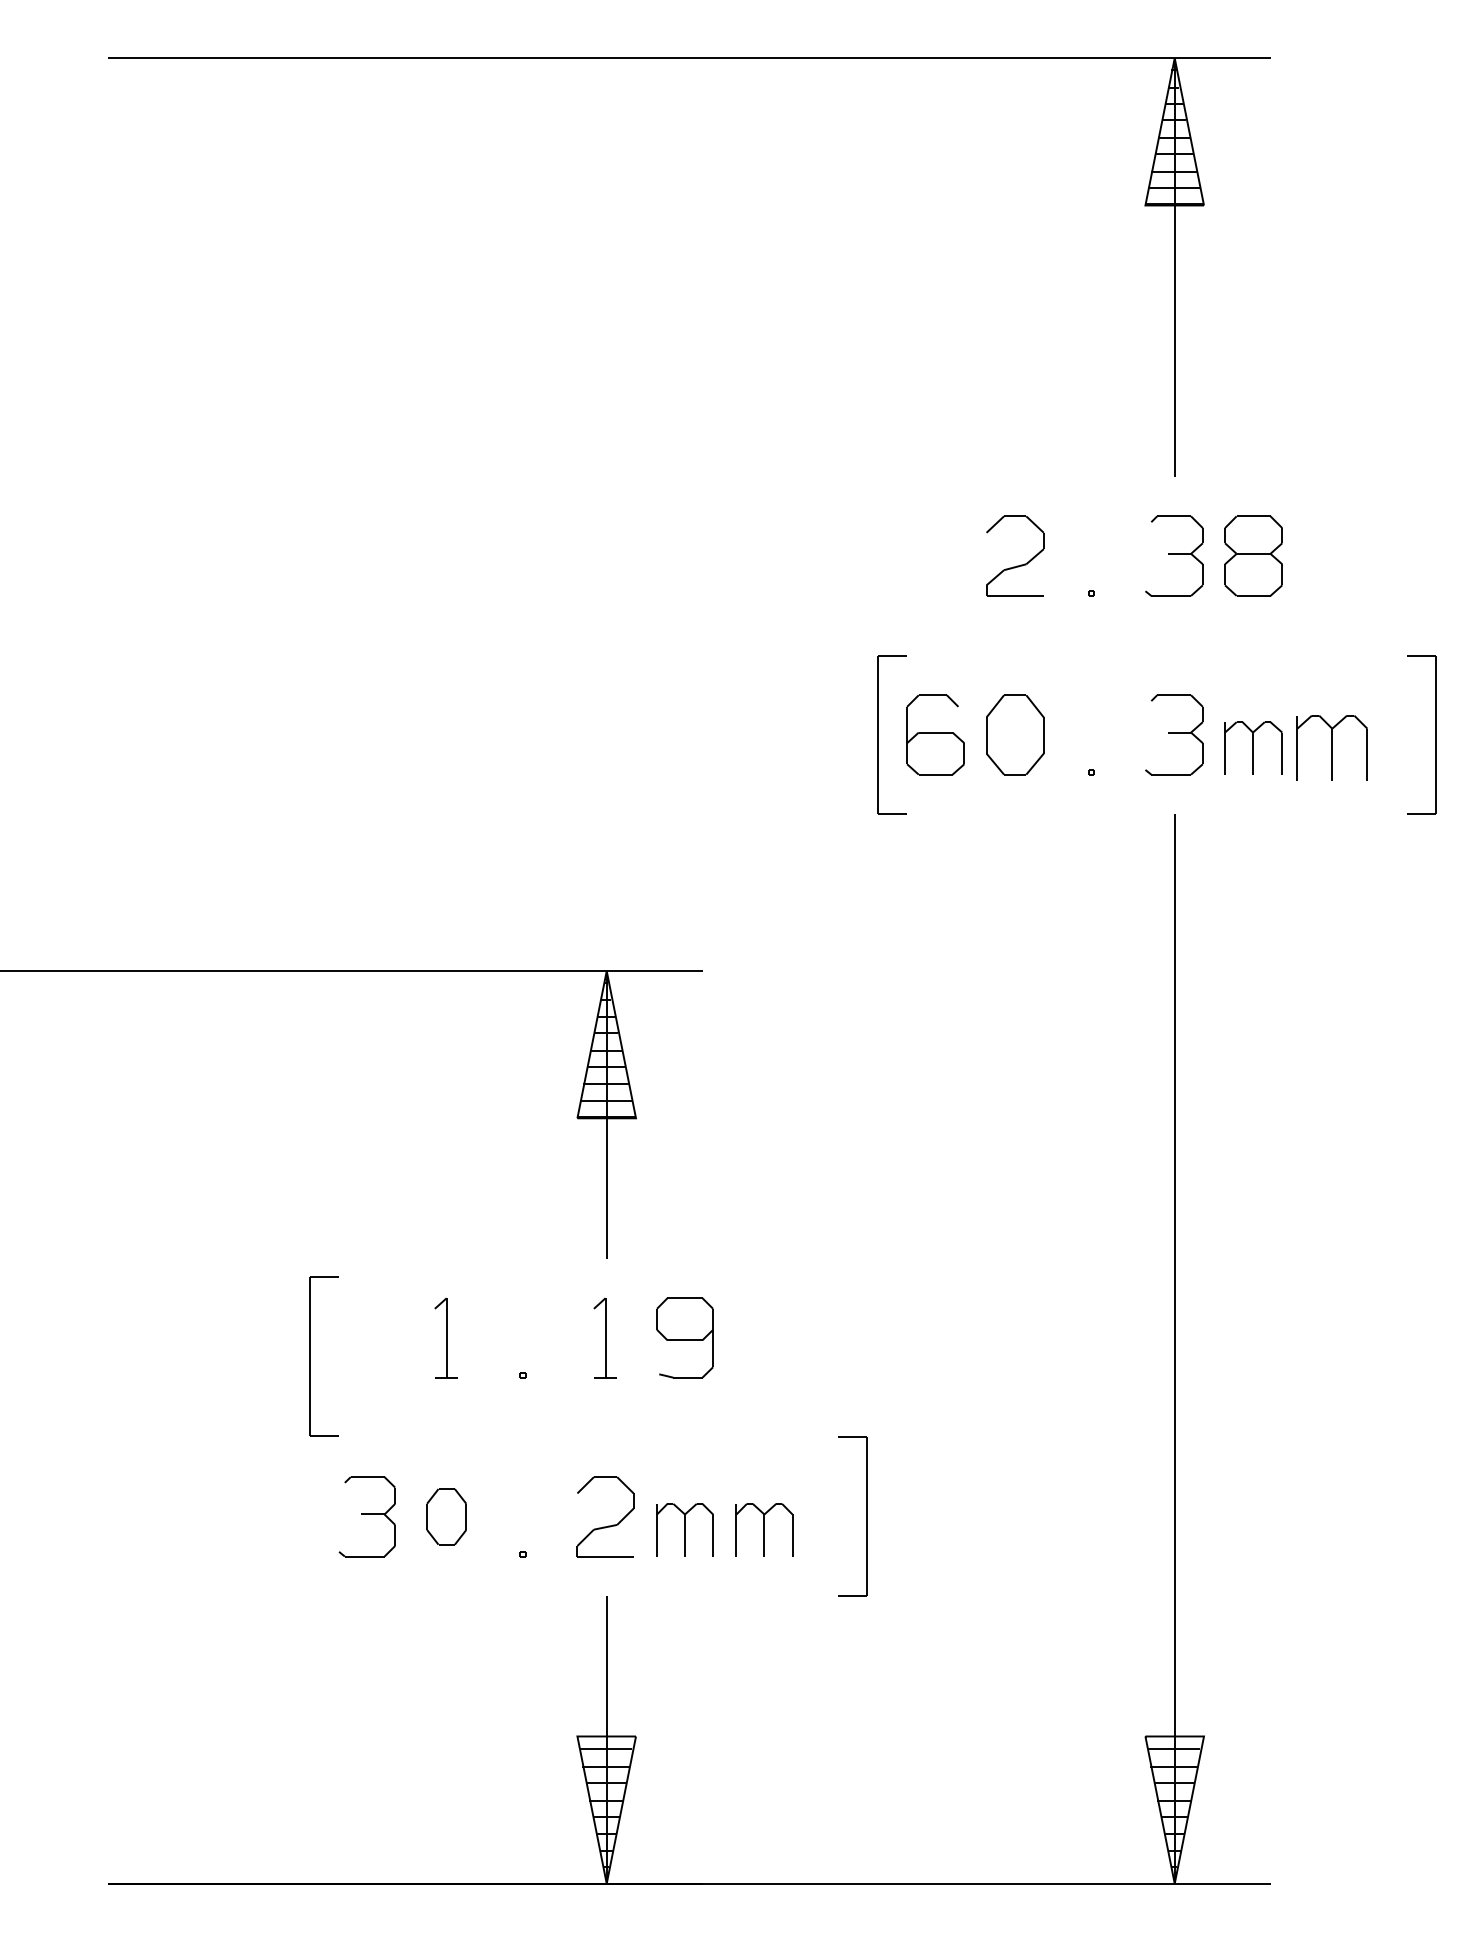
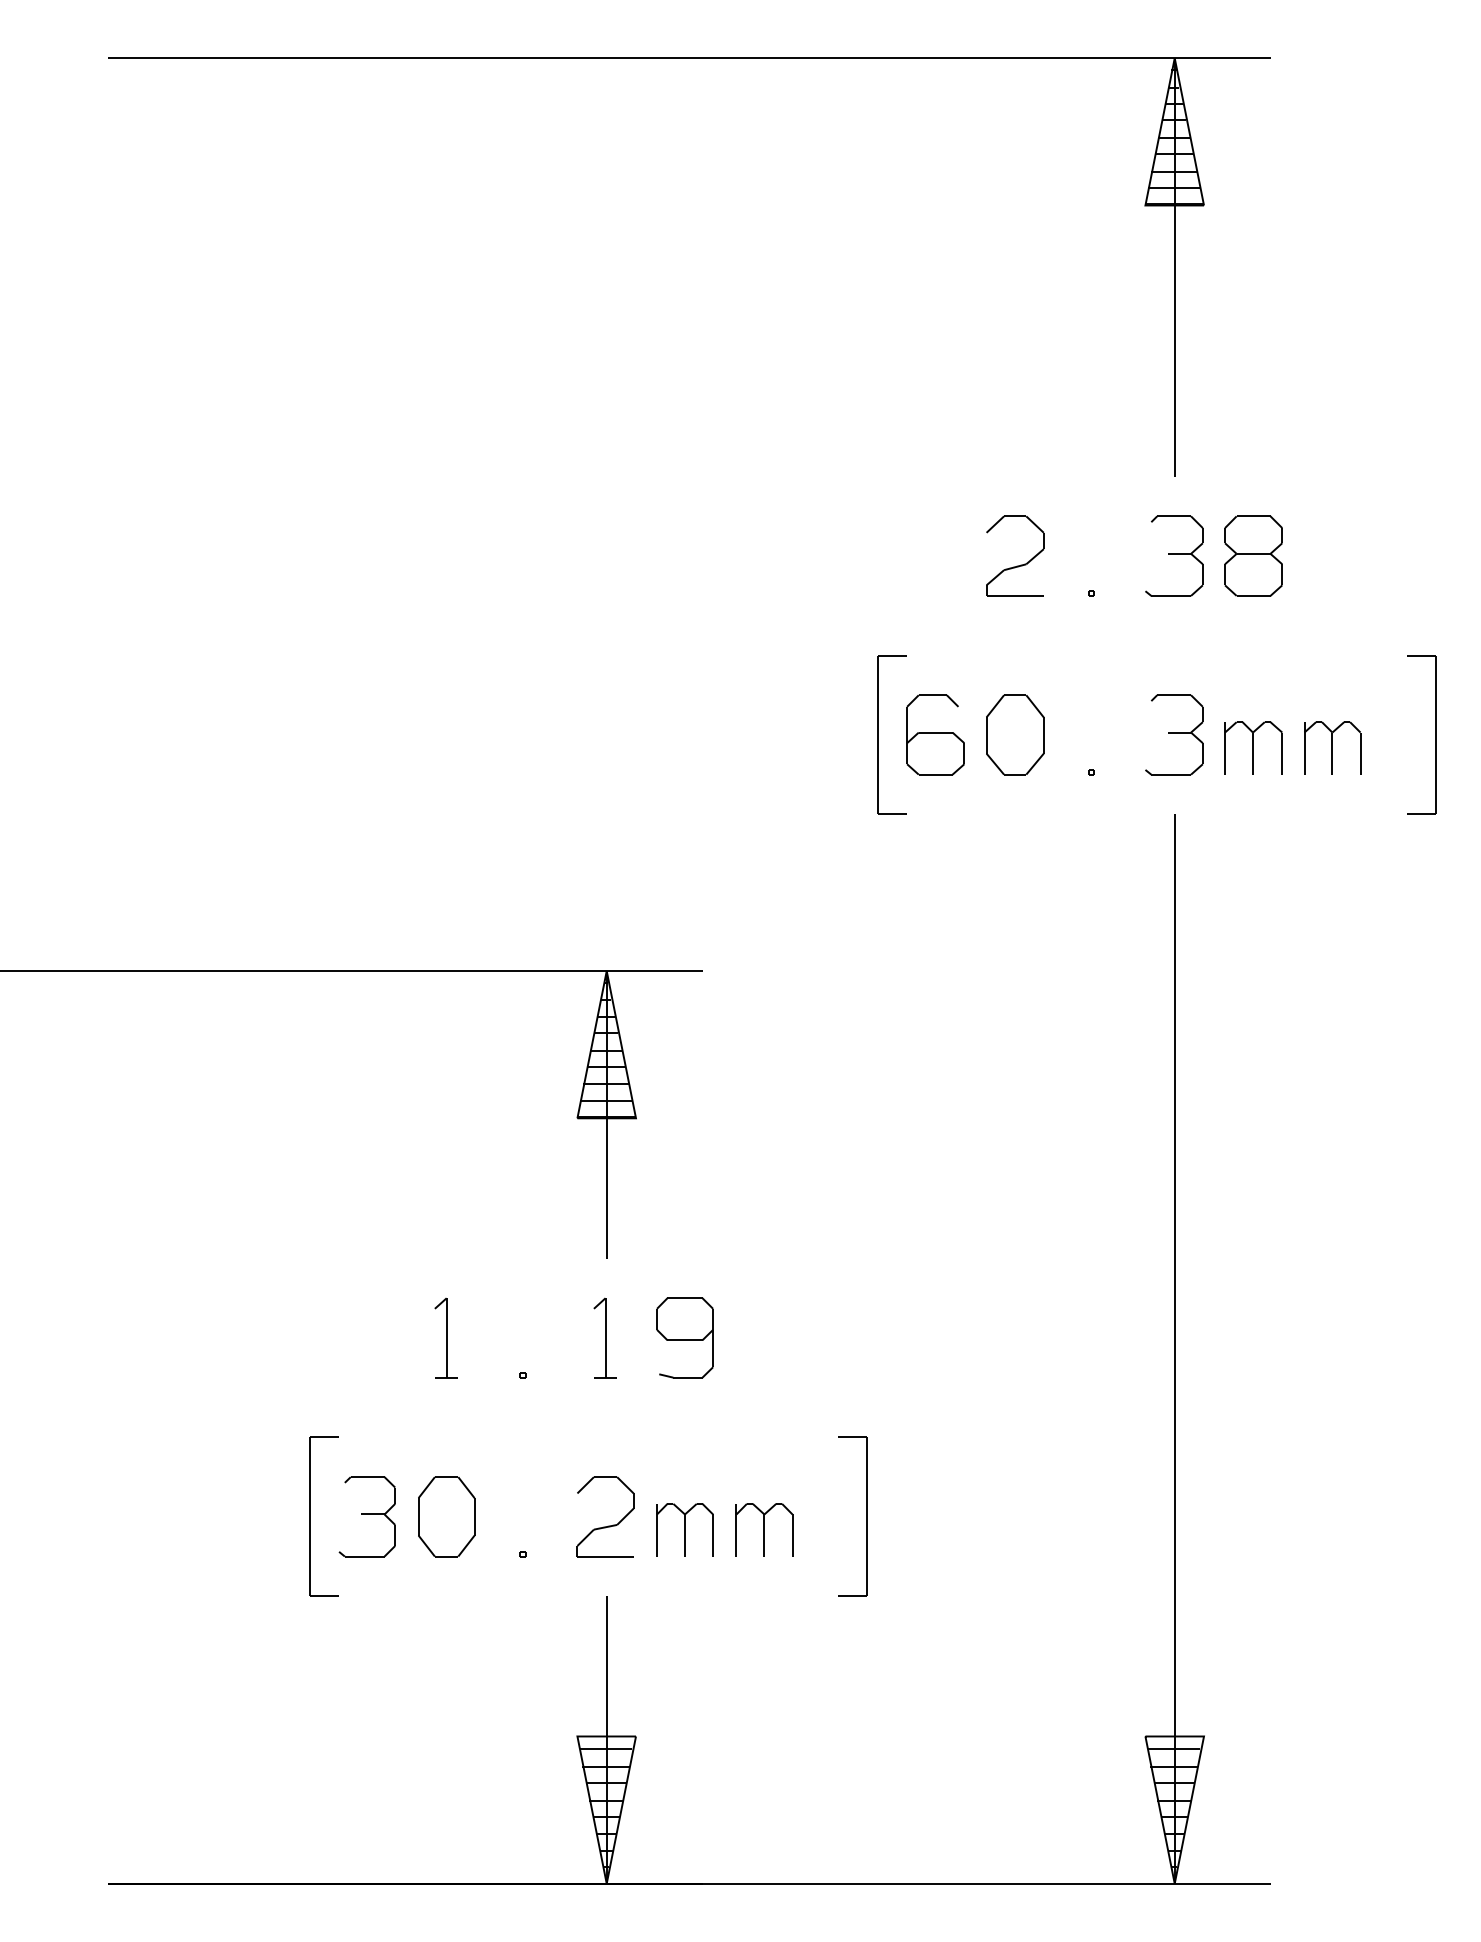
part size: 72x66 px -> 58x54 px (1332, 747)
part position: (310, 1356) -> (310, 1516) (310, 1516)
part size: 41x58 px -> 58x82 px (446, 1516)
